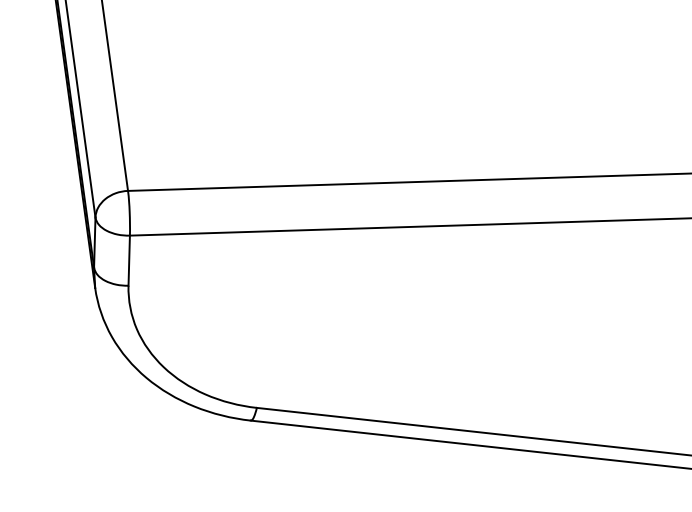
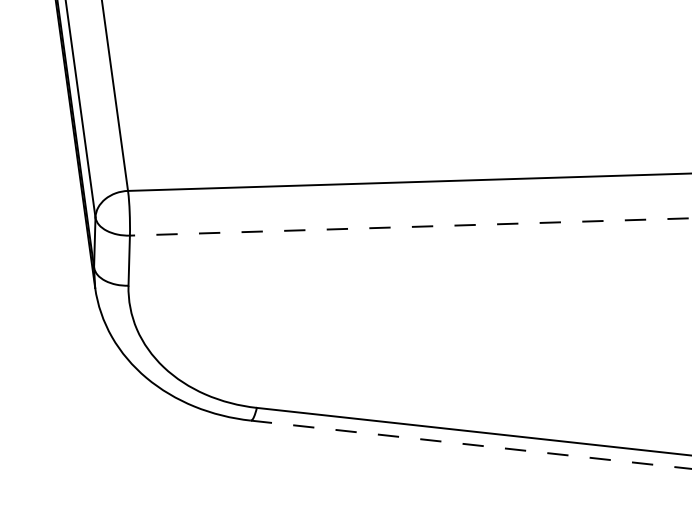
line: solid -> dashed (410, 226)
line: solid -> dashed (471, 444)
